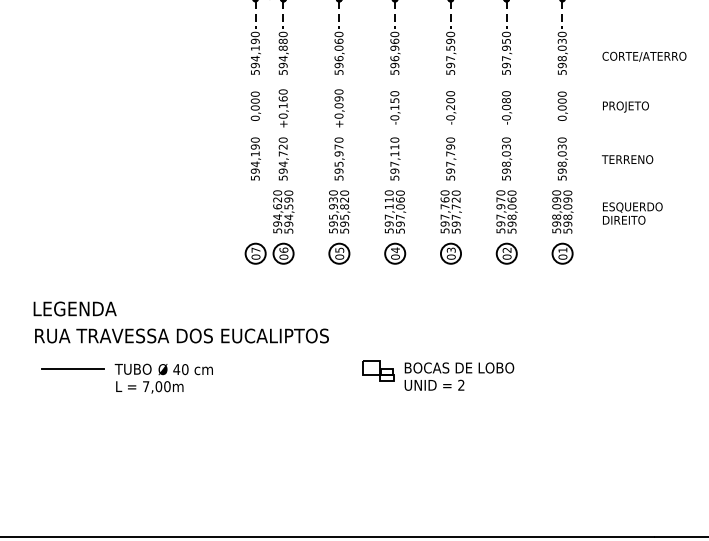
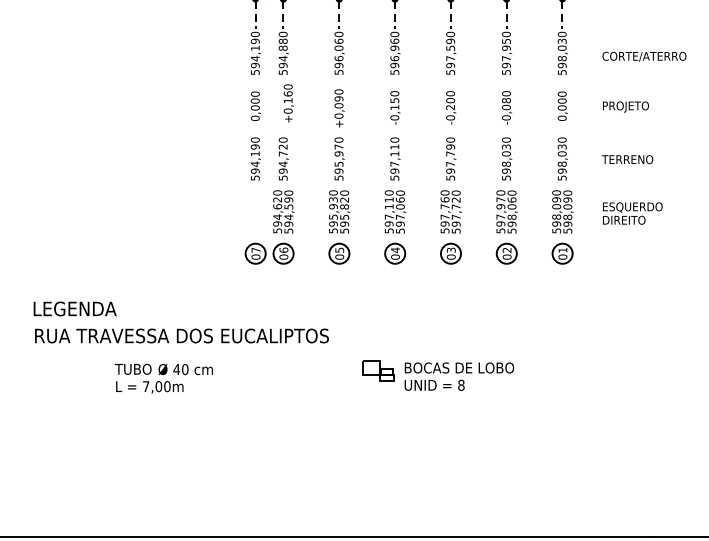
text position: (283, 108) -> (288, 103) (288, 103)
line: present -> none (72, 369)
text: 2 -> 8 (461, 384)
